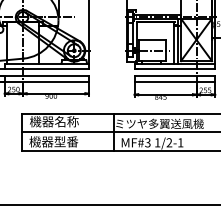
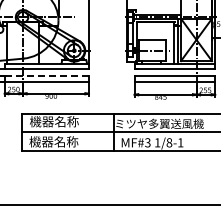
line: solid -> dashed (46, 76)
text: 機器型番 -> 機器名称 (66, 141)
text: 1/2-1 -> 1/8-1 (169, 142)
